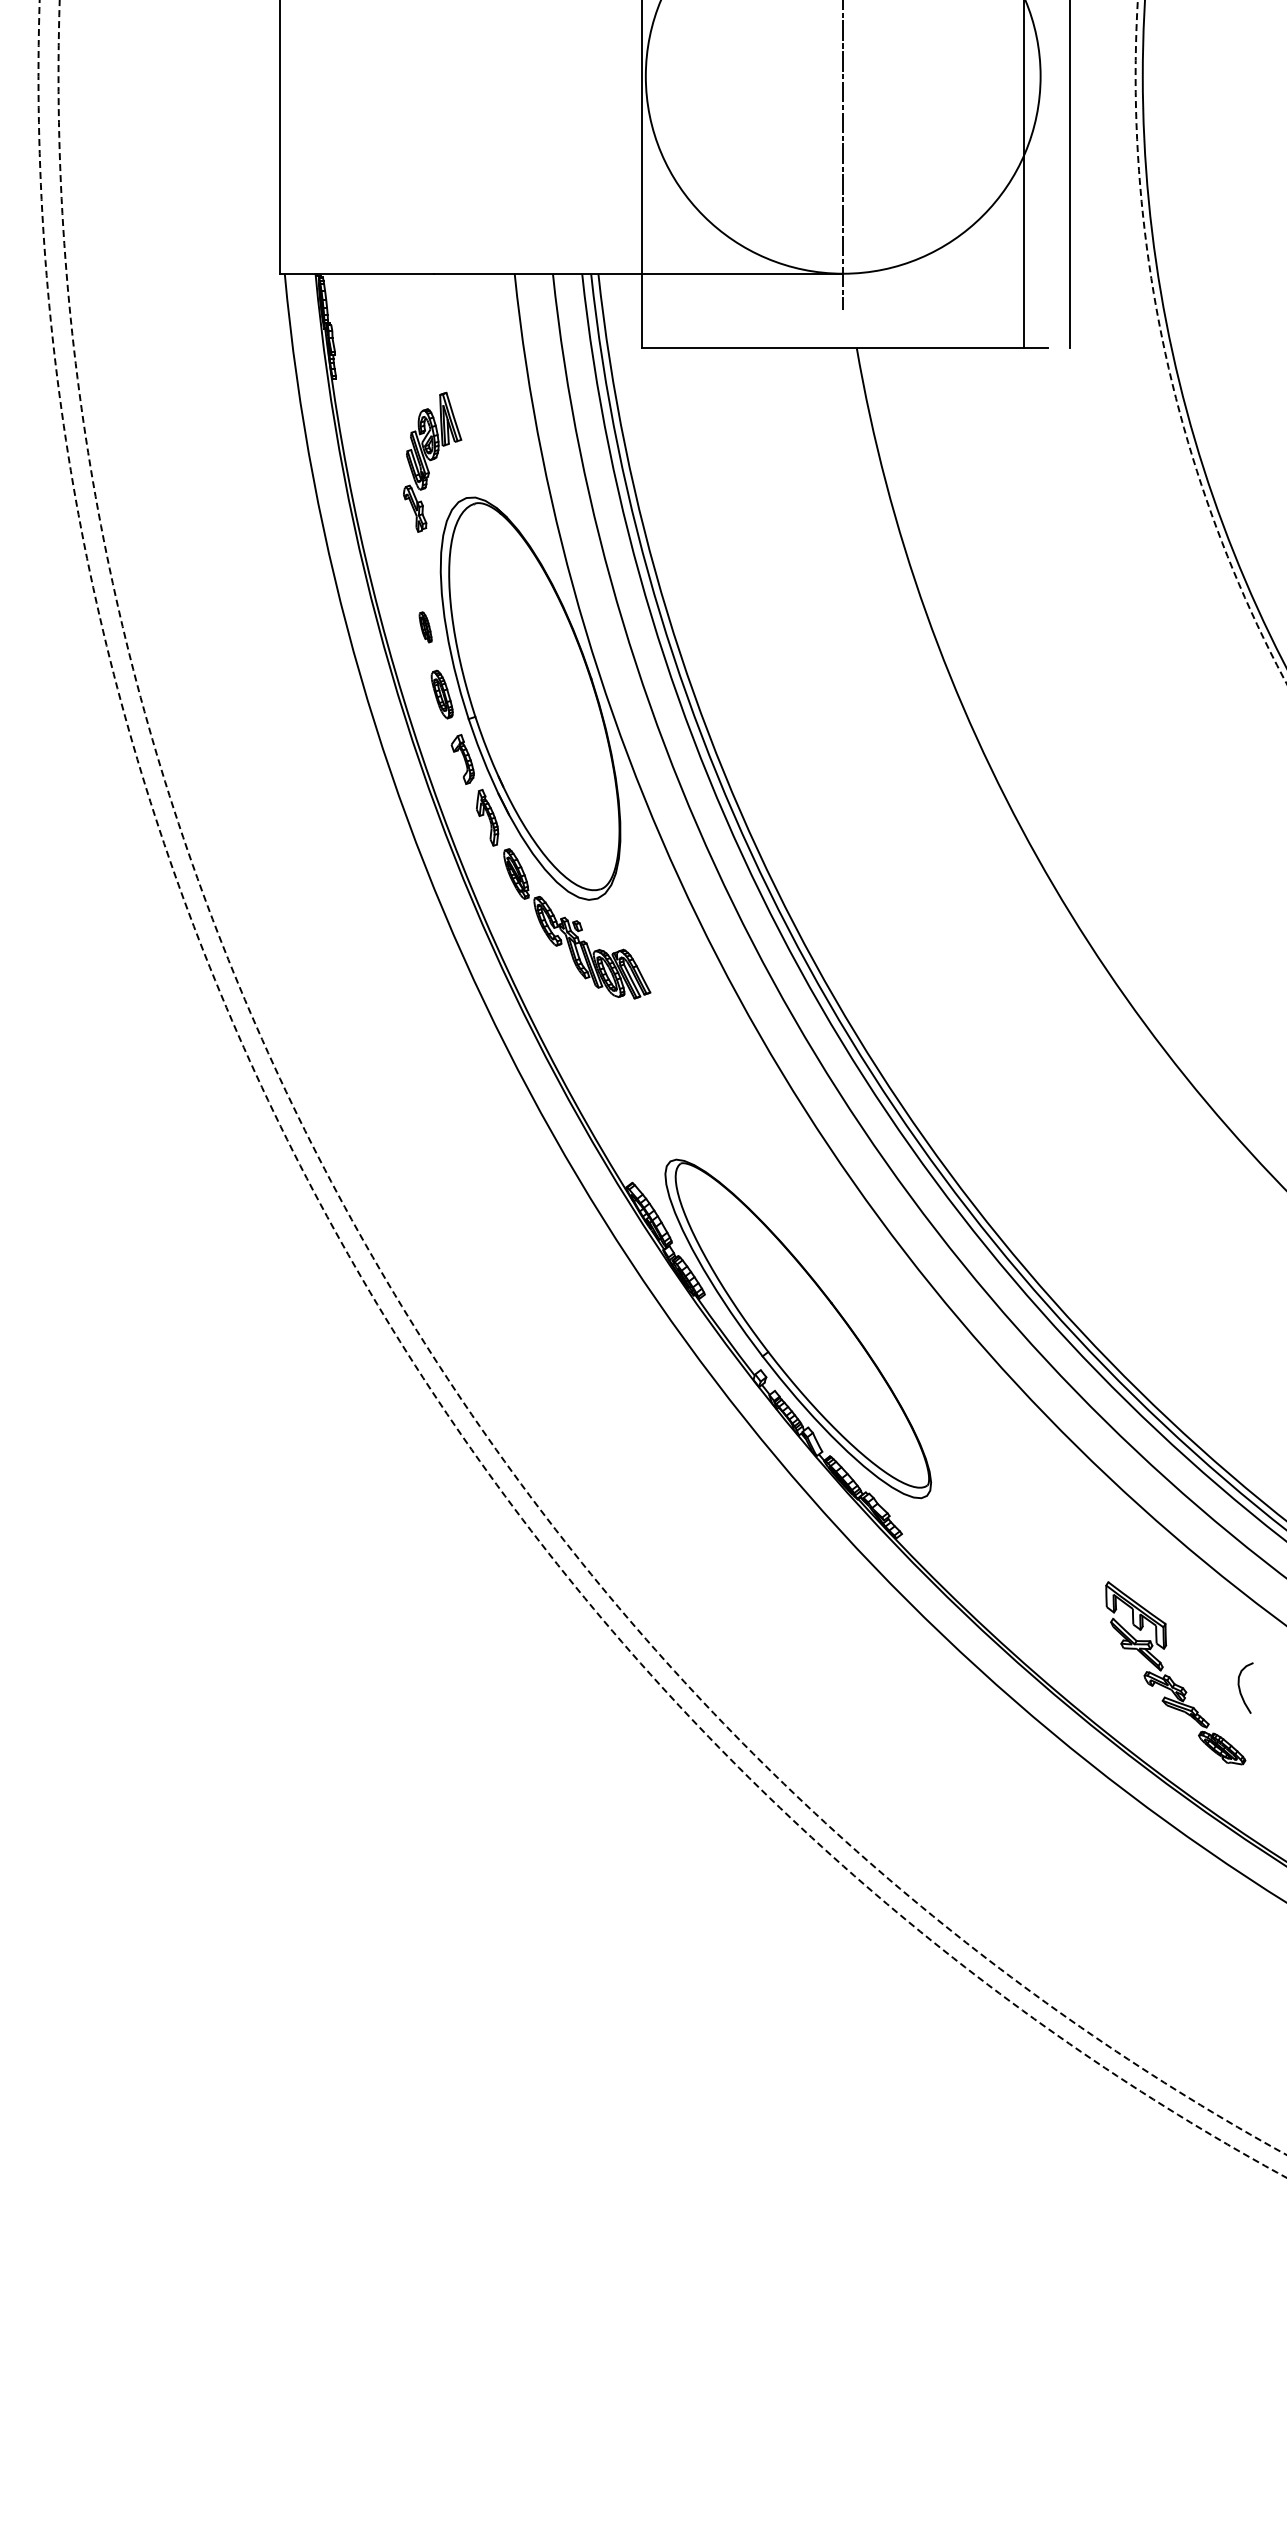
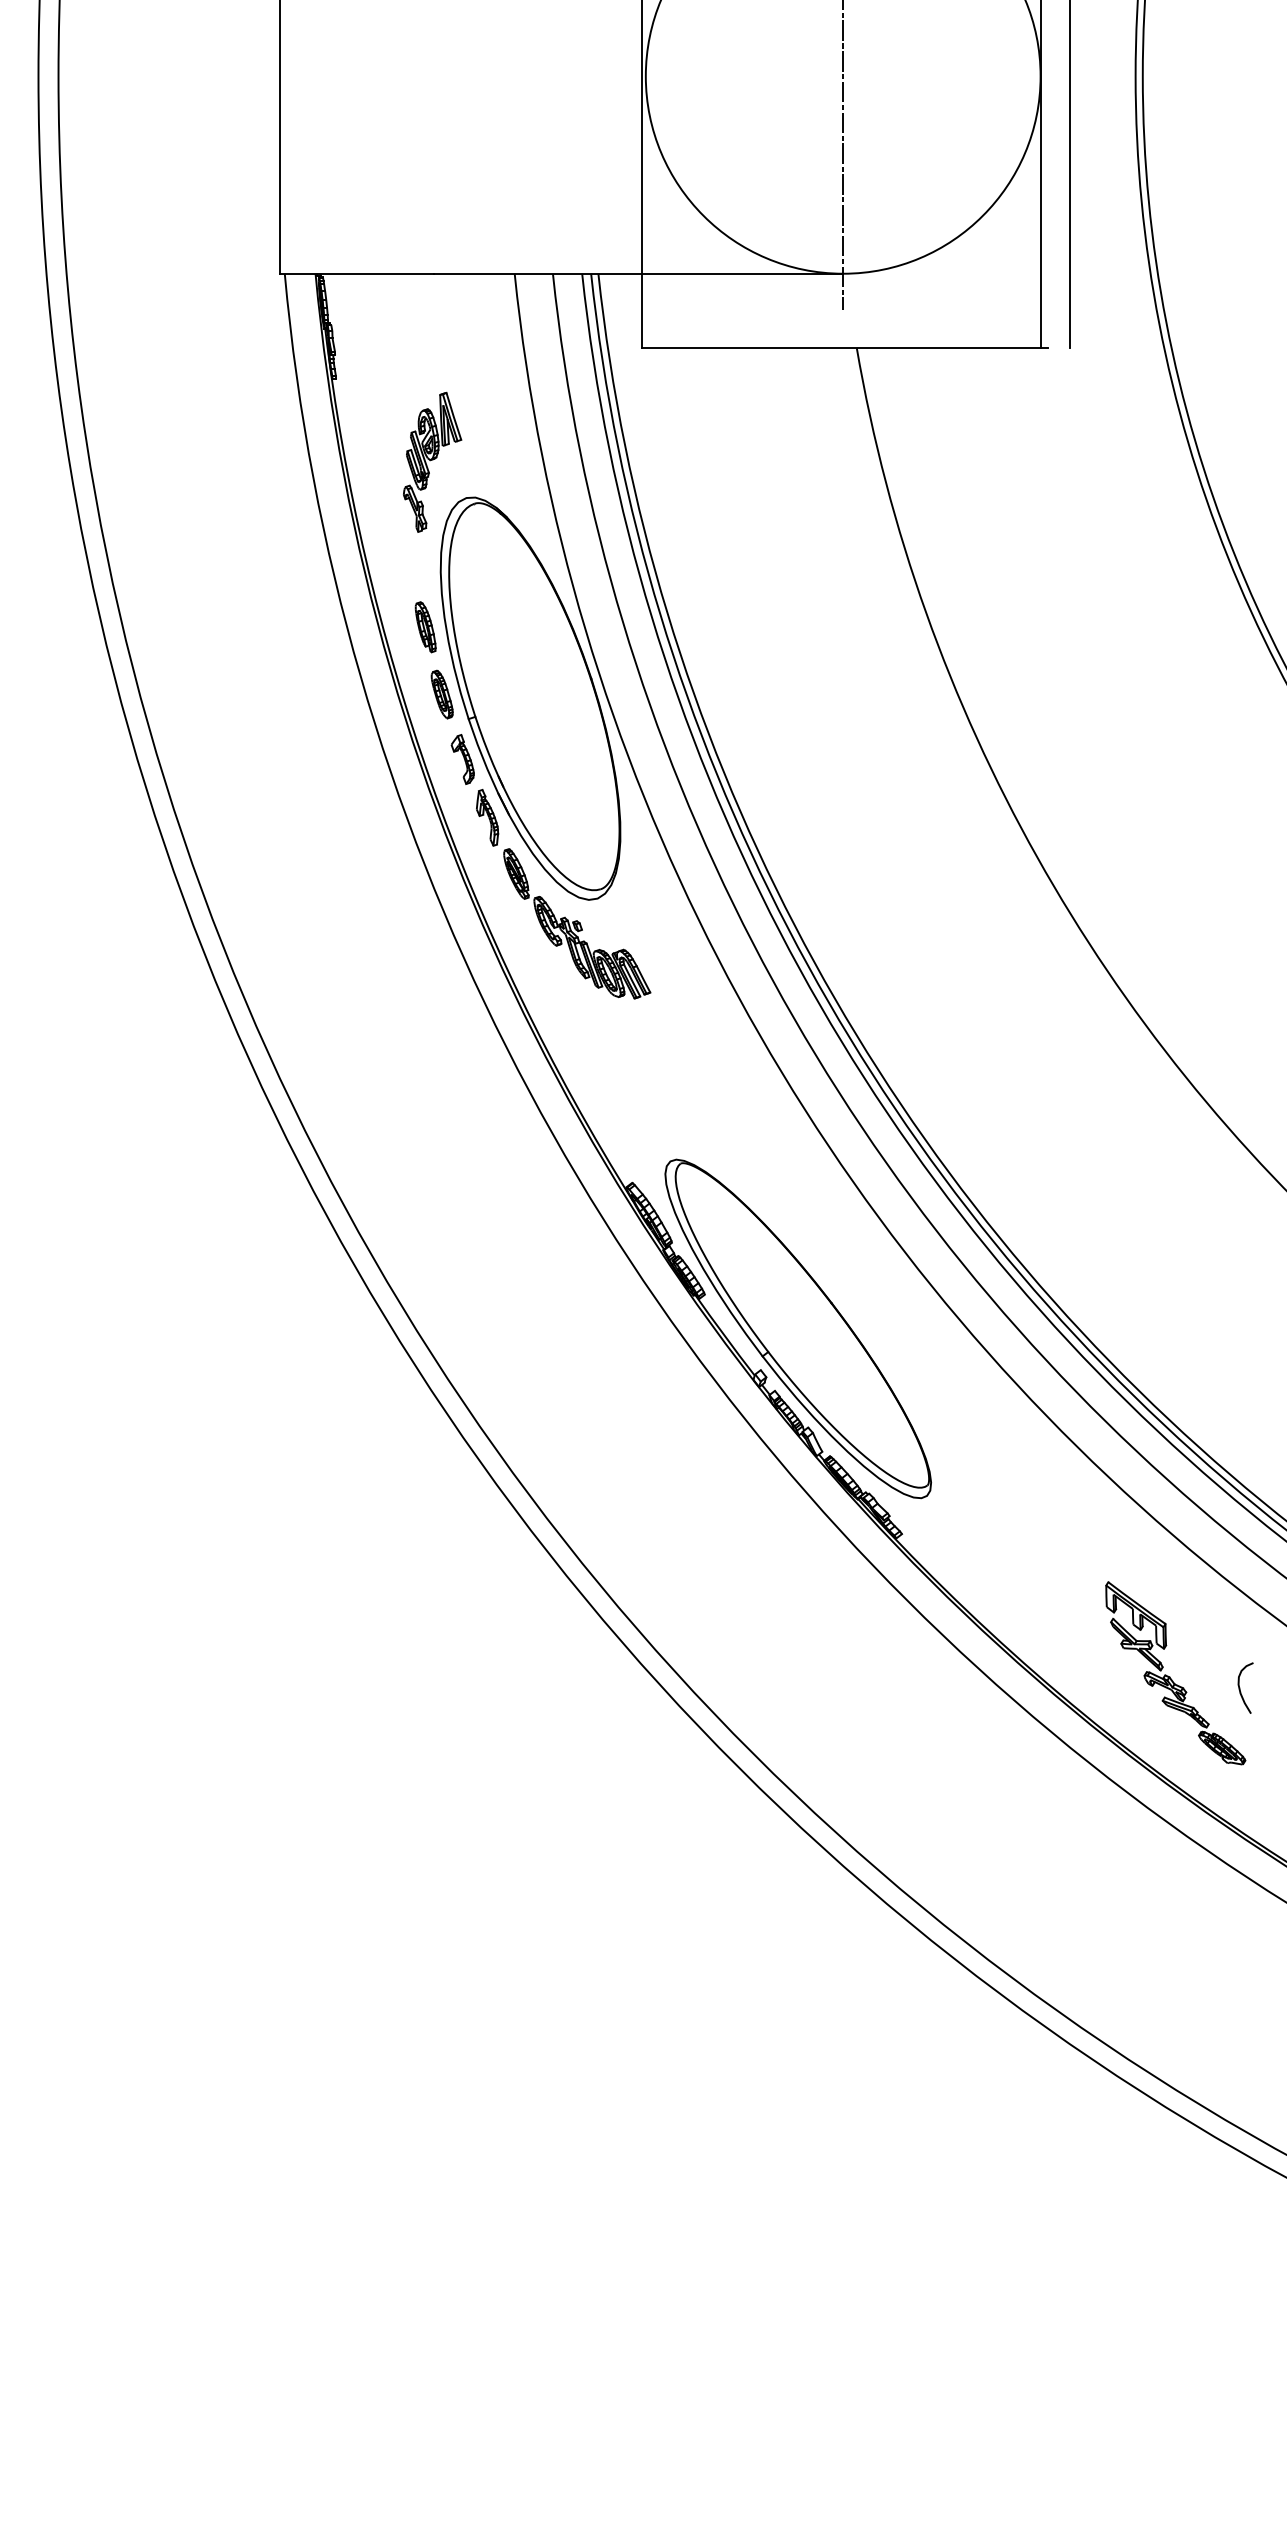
line position: (1023, 175) -> (1040, 175) (1040, 175)
arc: dashed -> solid (1165, 352)
part size: 15x33 px -> 23x53 px (425, 627)
circle: dashed -> solid (672, 1077)
circle: dashed -> solid (662, 1088)
